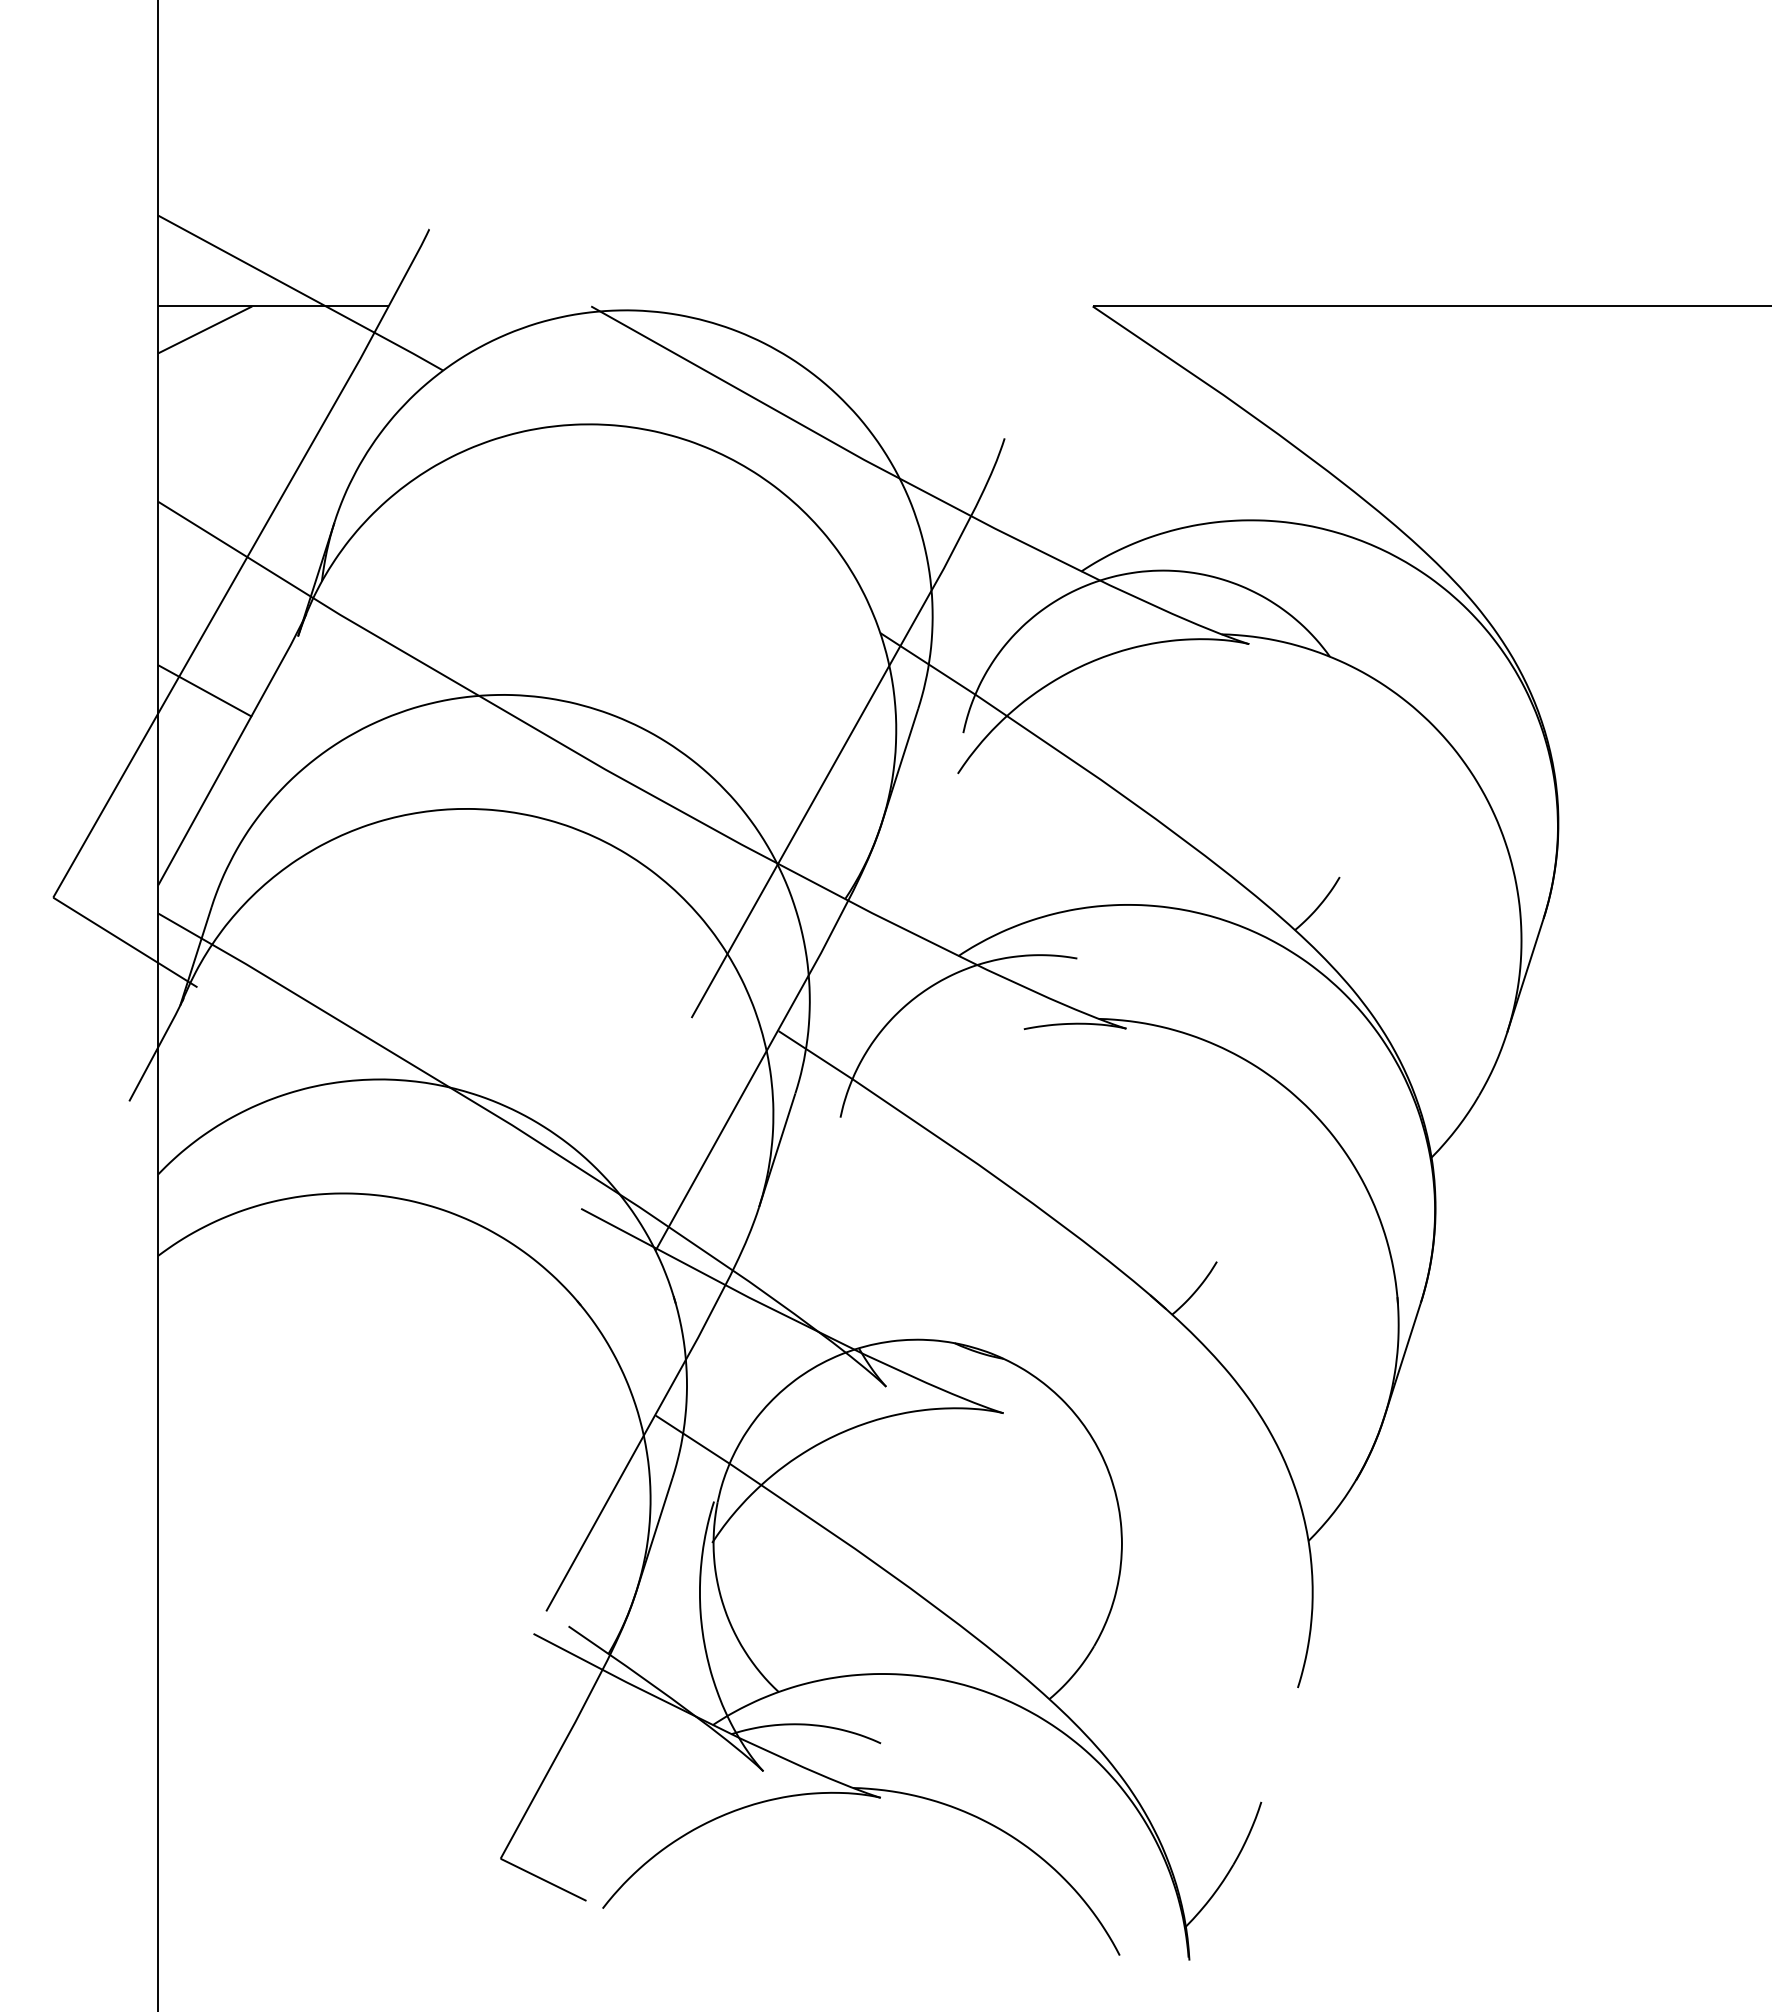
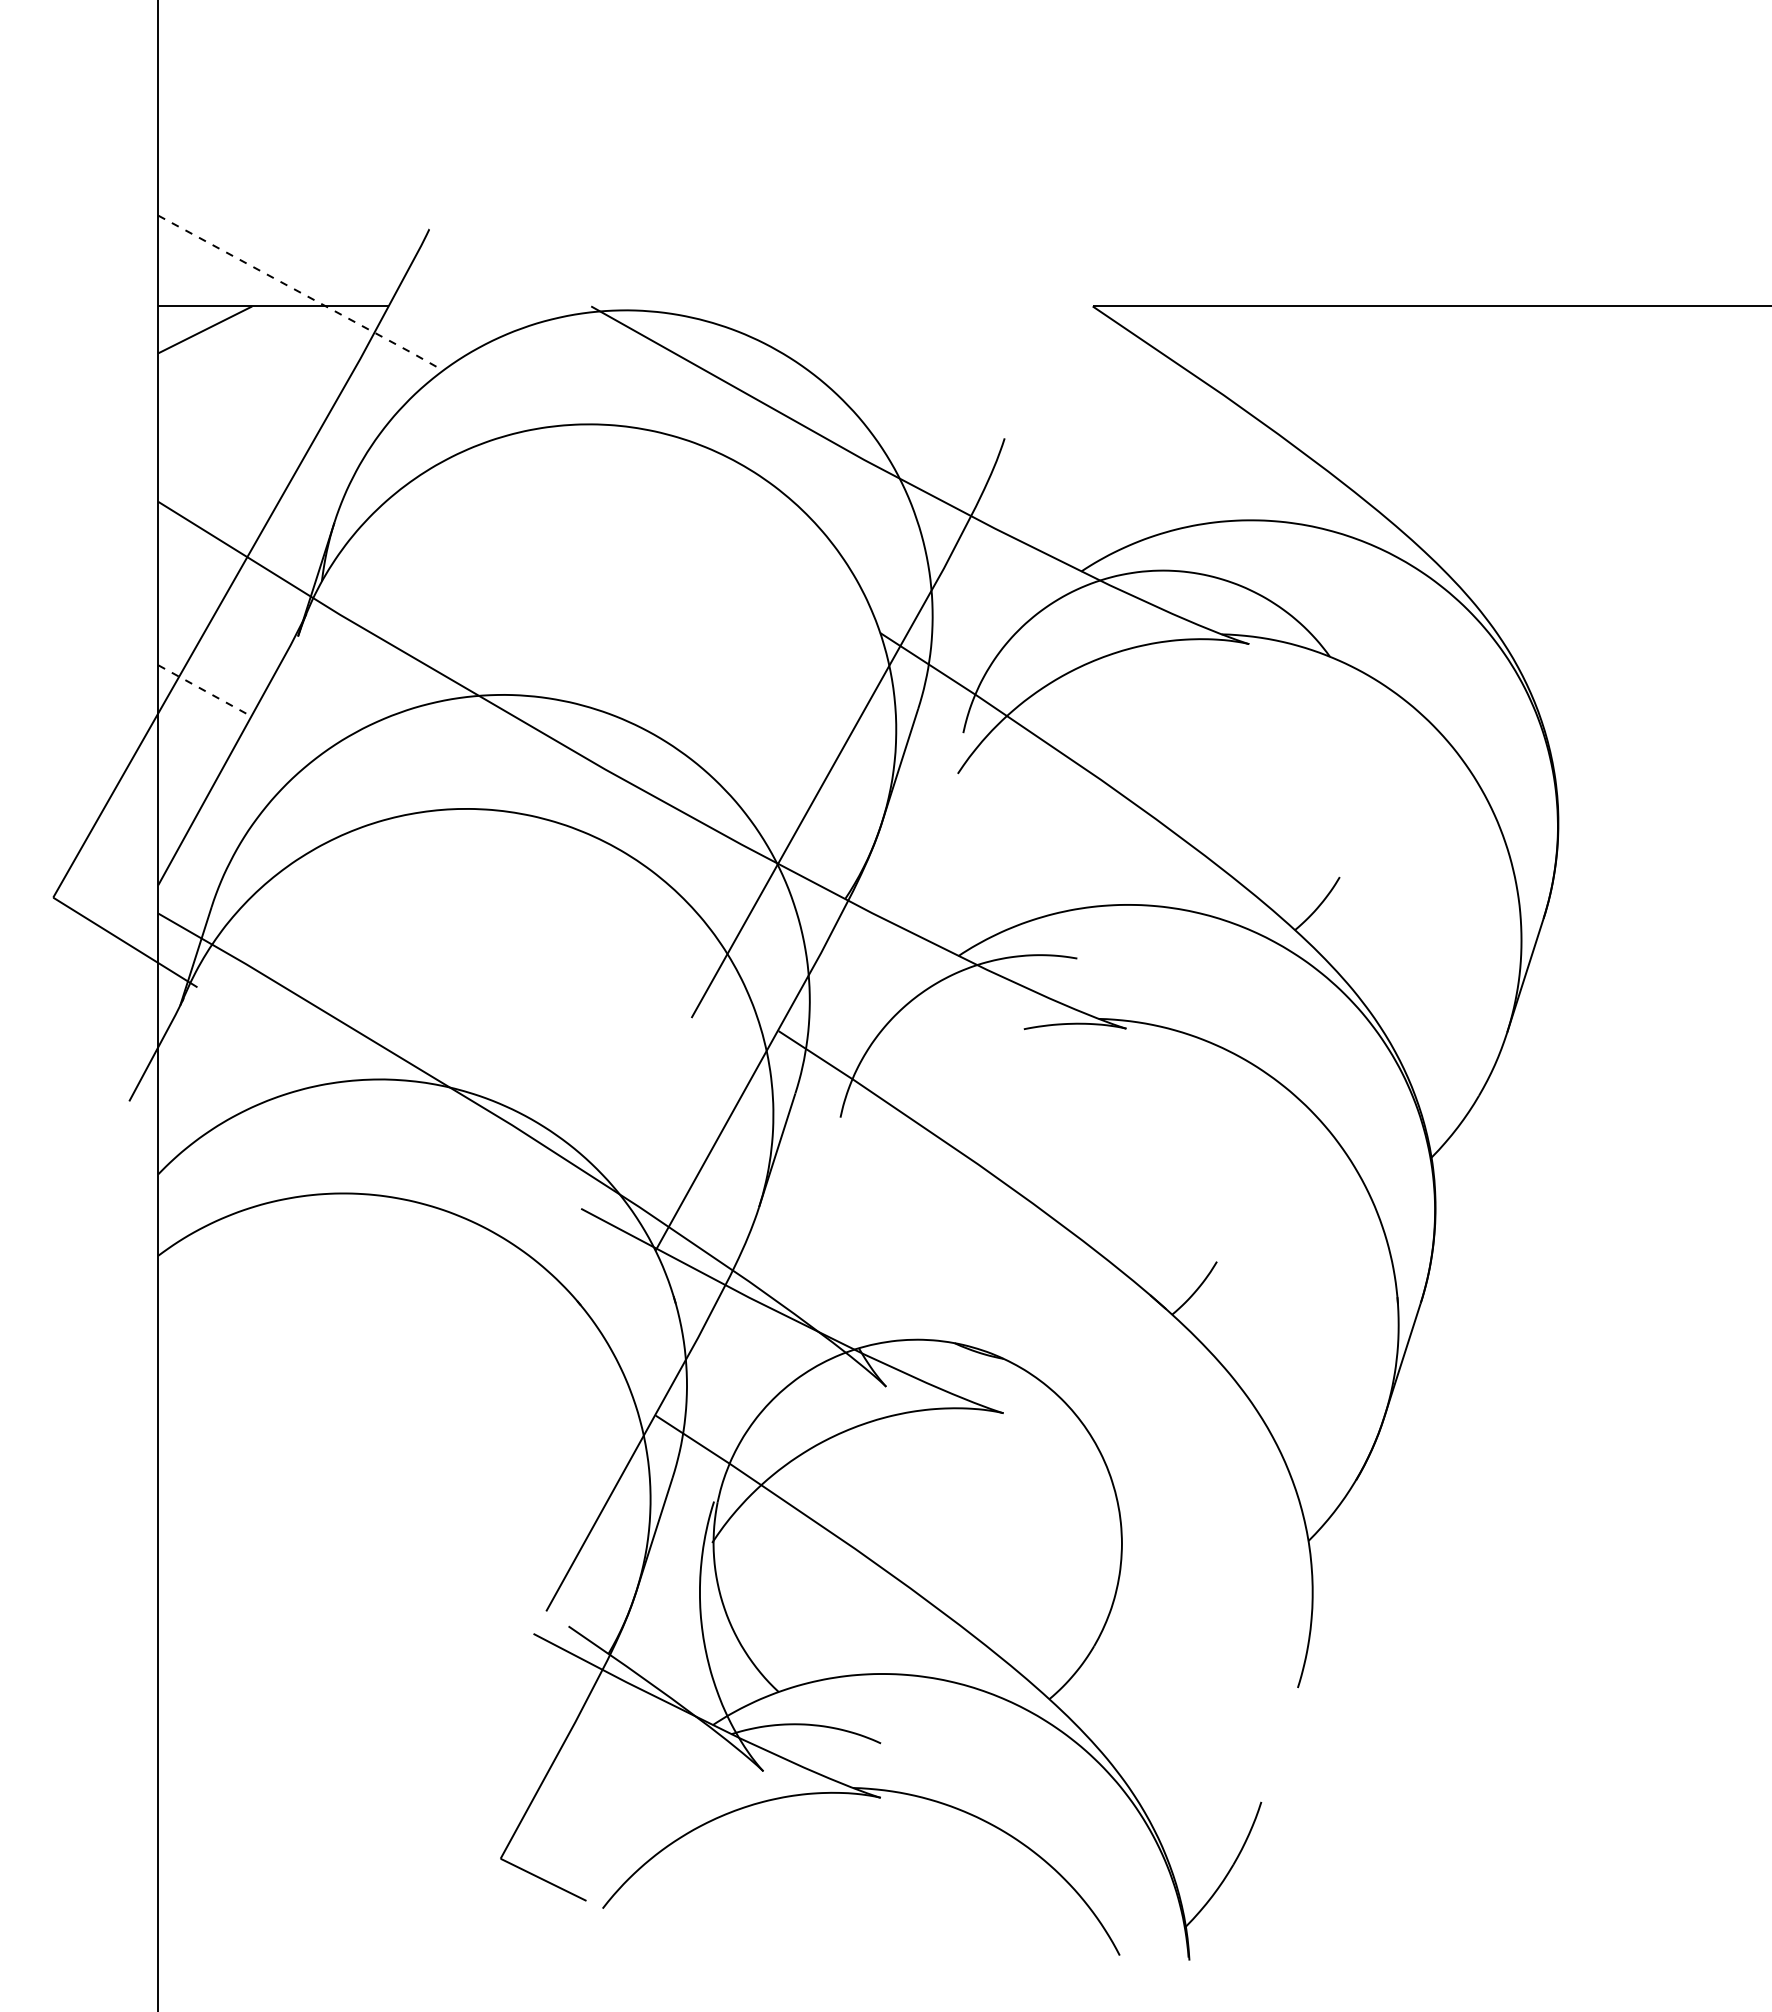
line: solid -> dashed (302, 293)
line: solid -> dashed (205, 691)
